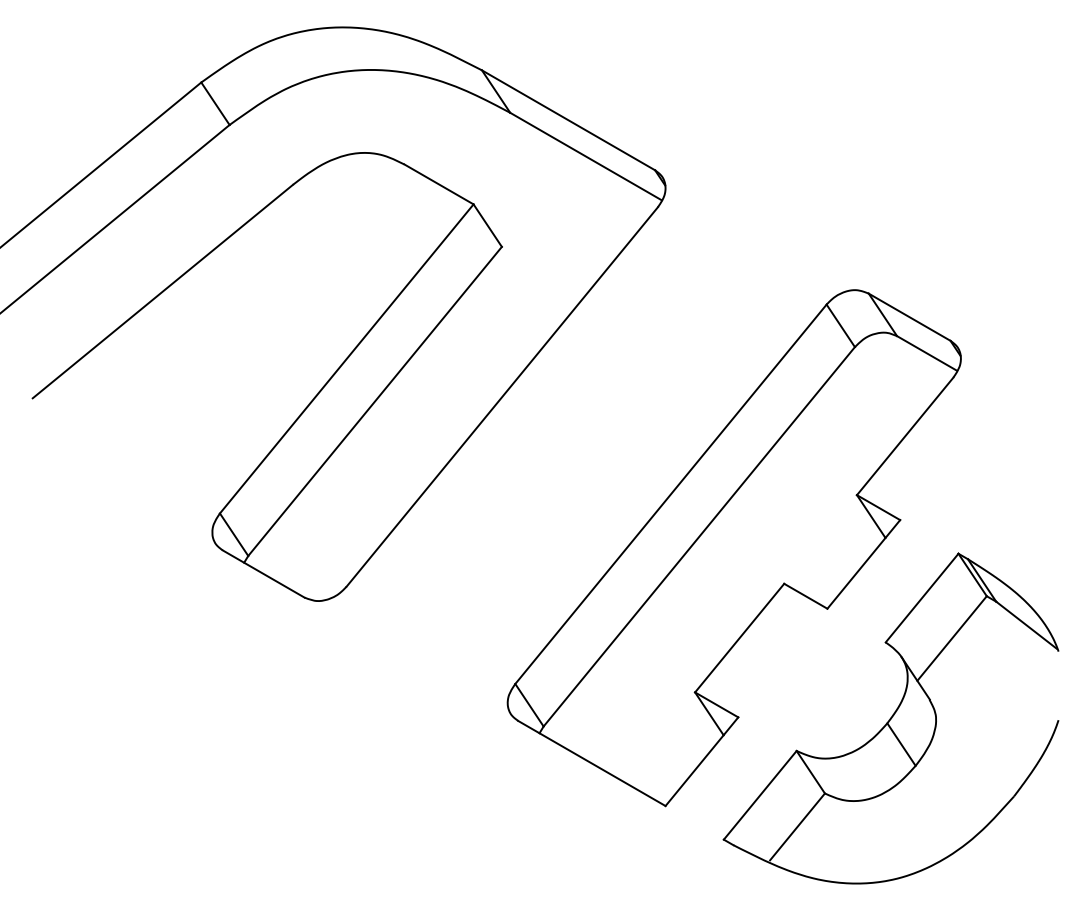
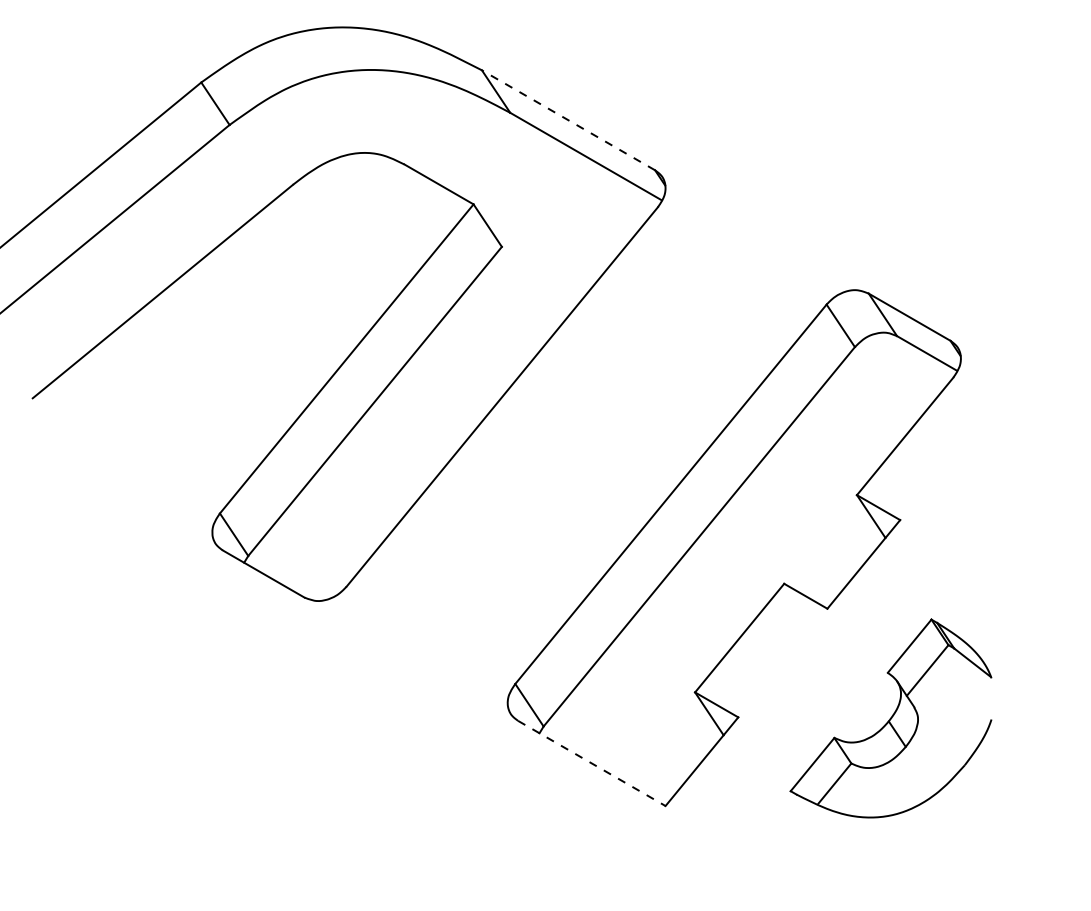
line: solid -> dashed (568, 120)
part size: 338x333 px -> 204x201 px (890, 718)
line: solid -> dashed (592, 763)
